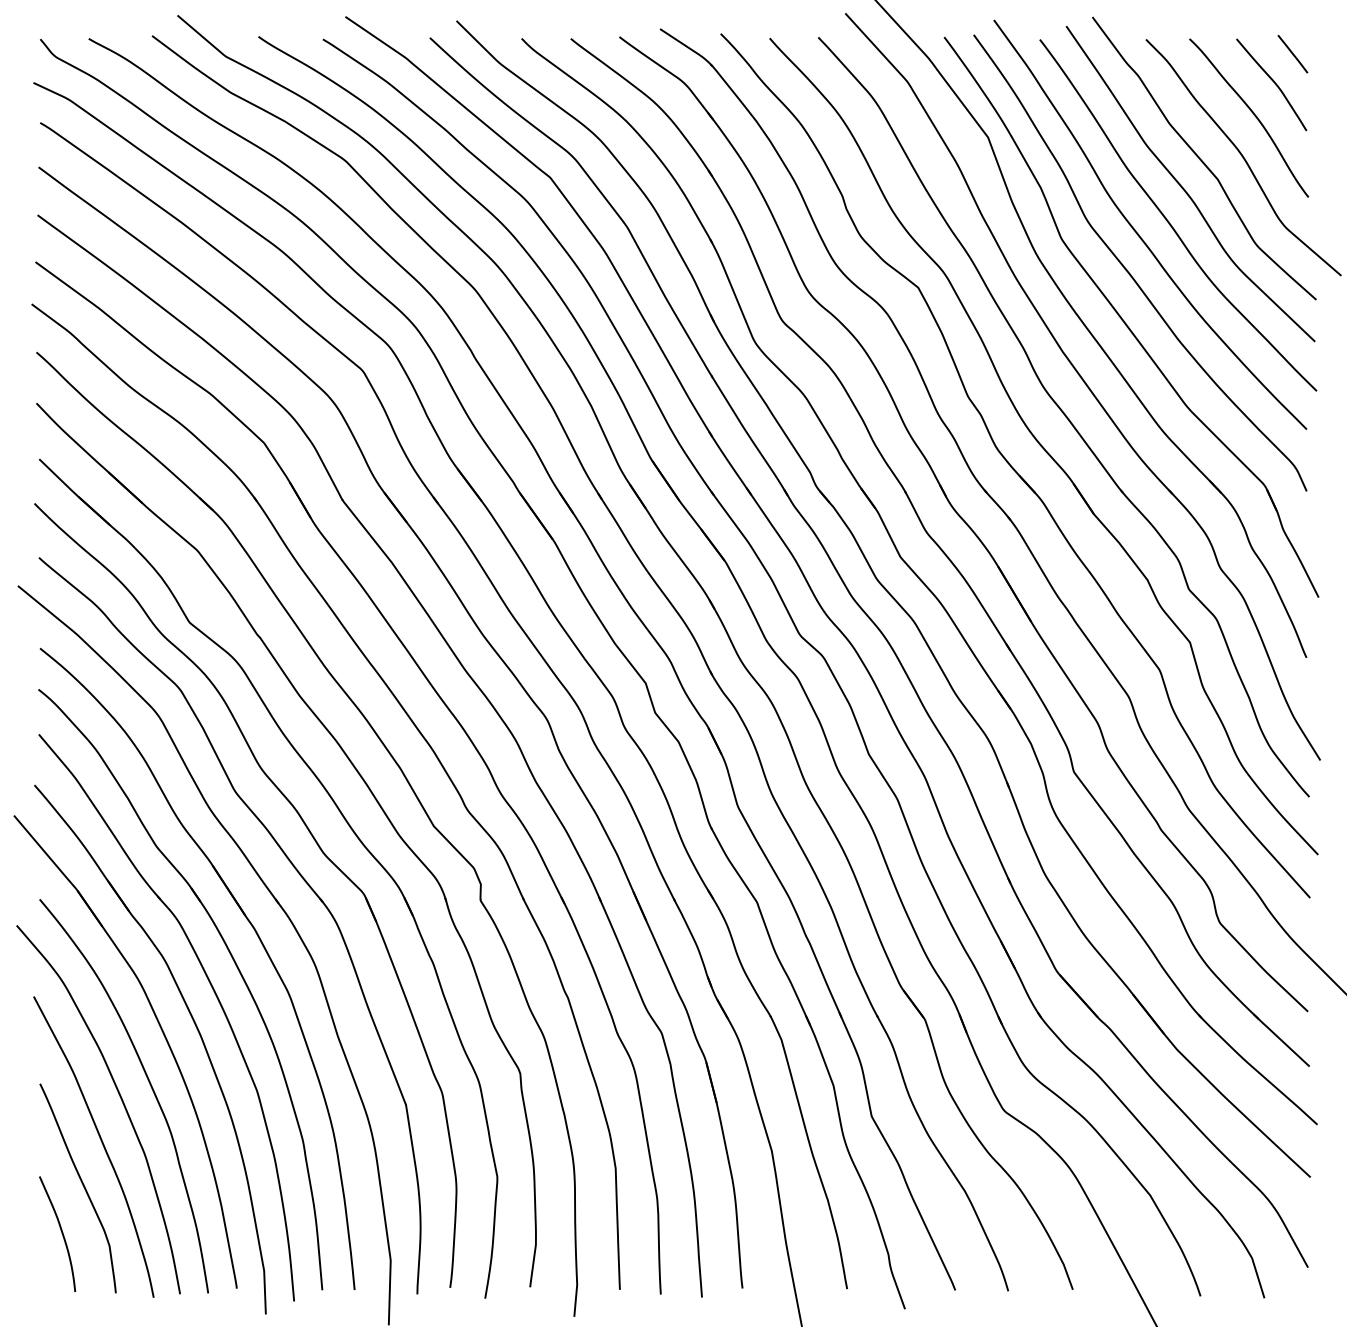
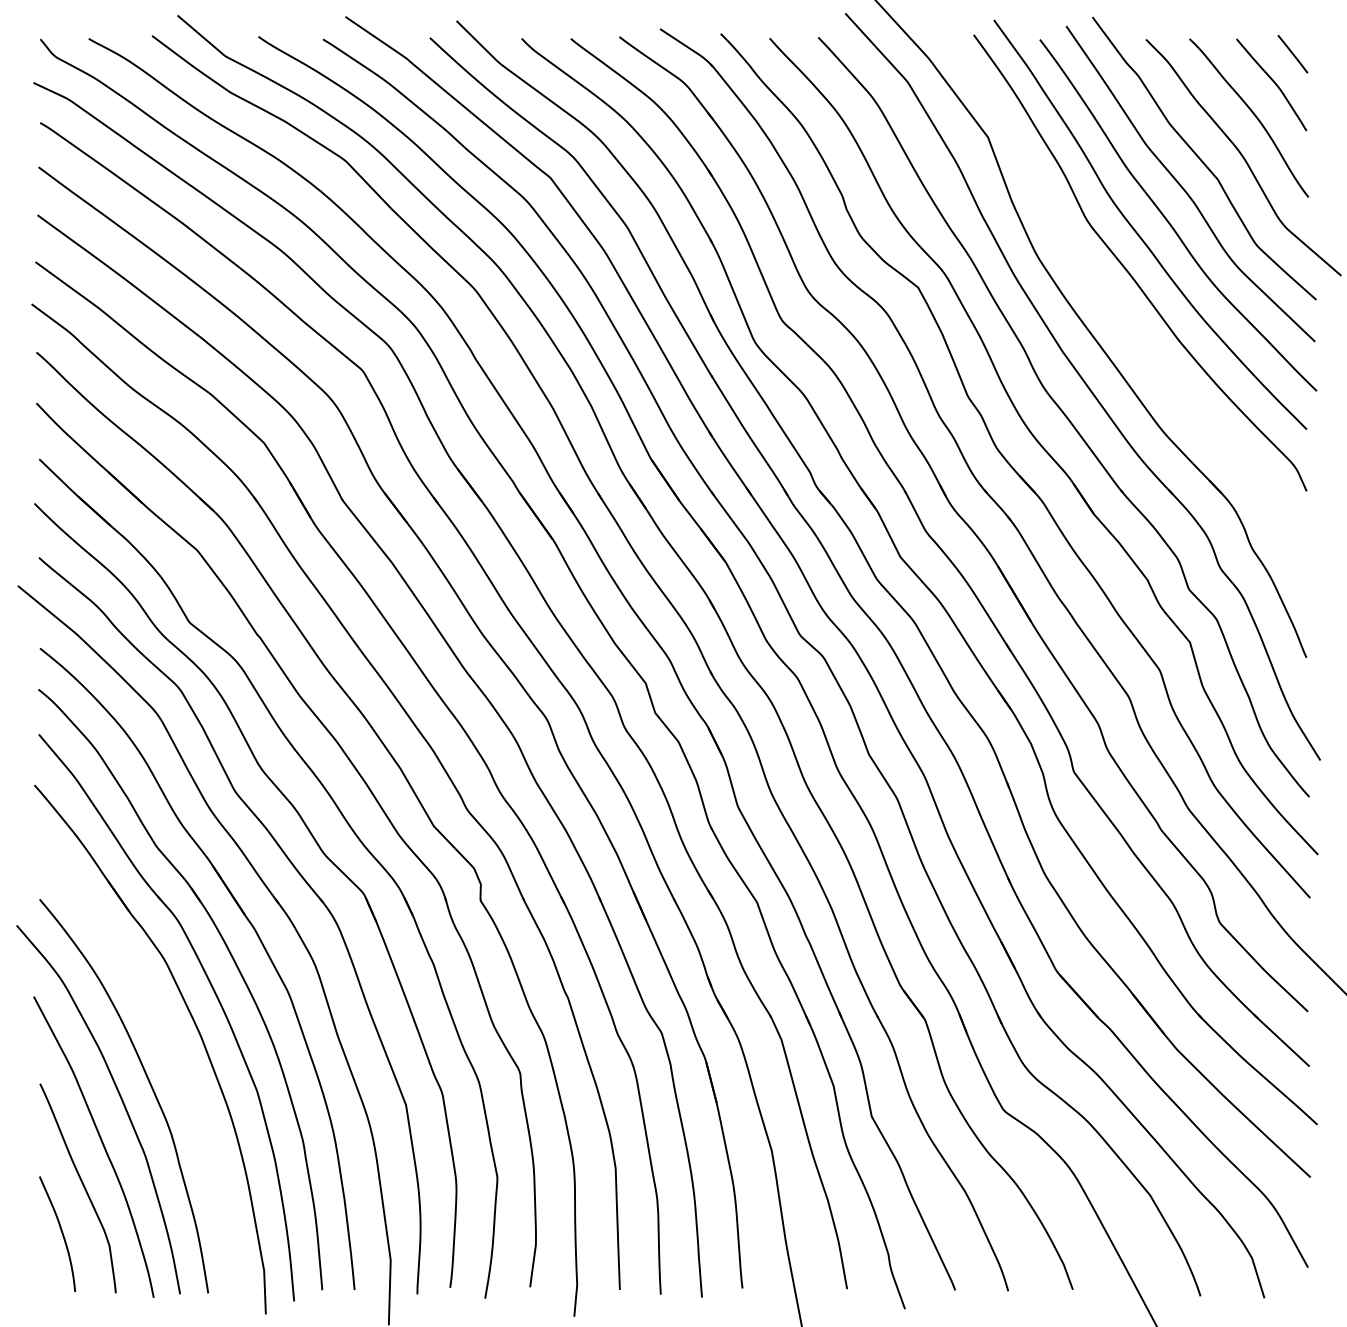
part: present -> none (1124, 320)
part: present -> none (162, 1033)
